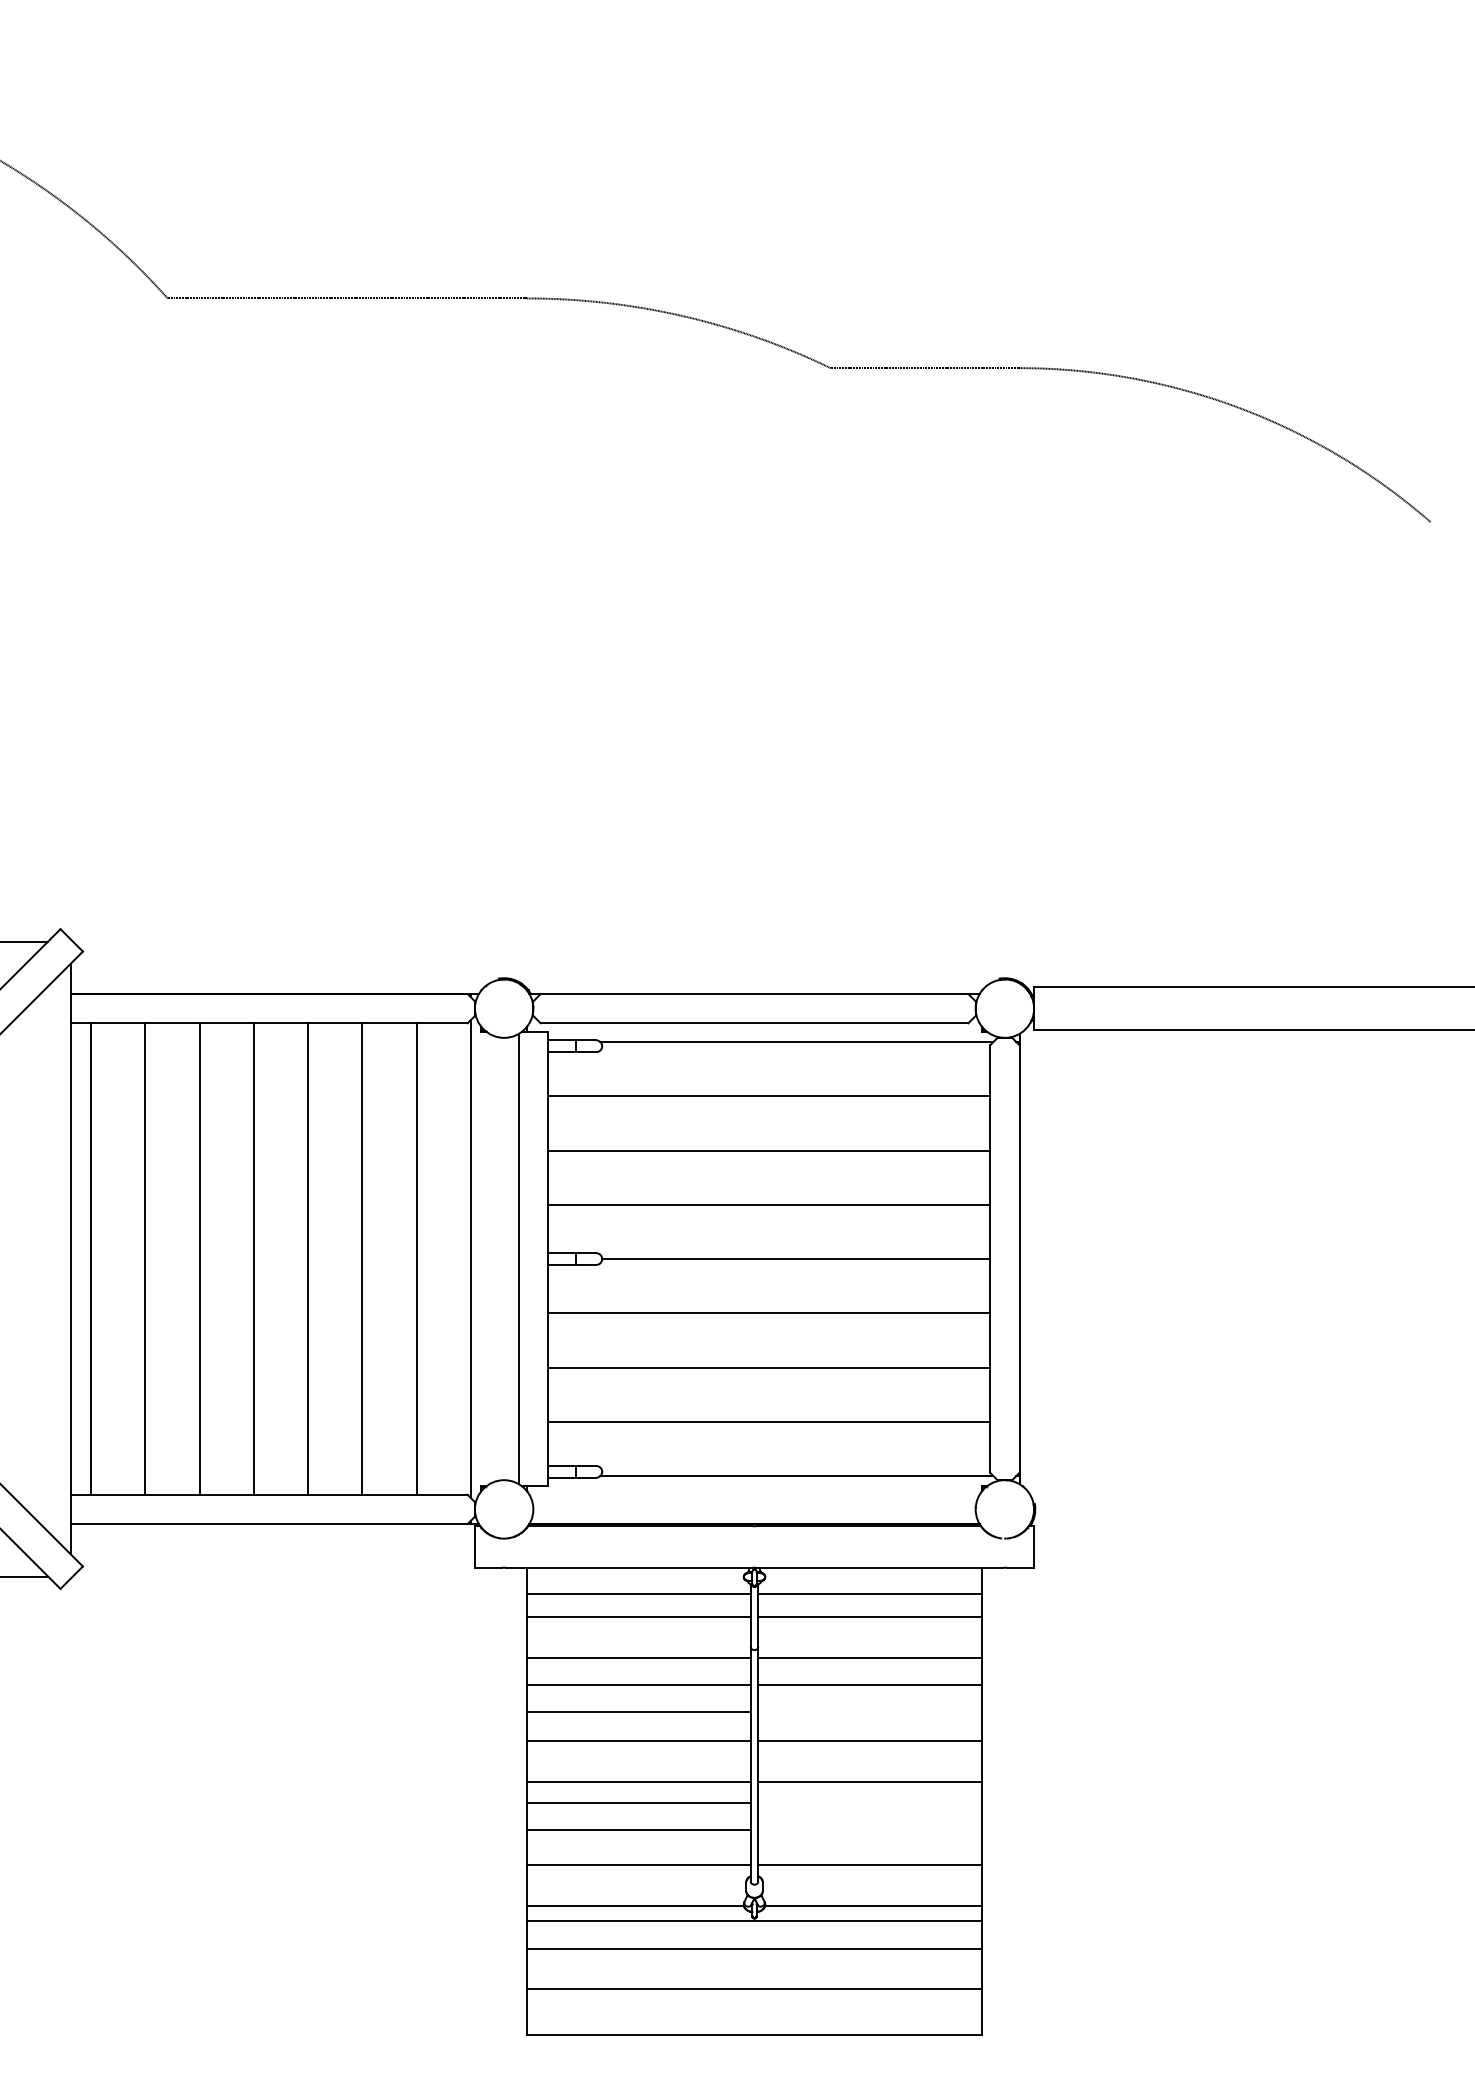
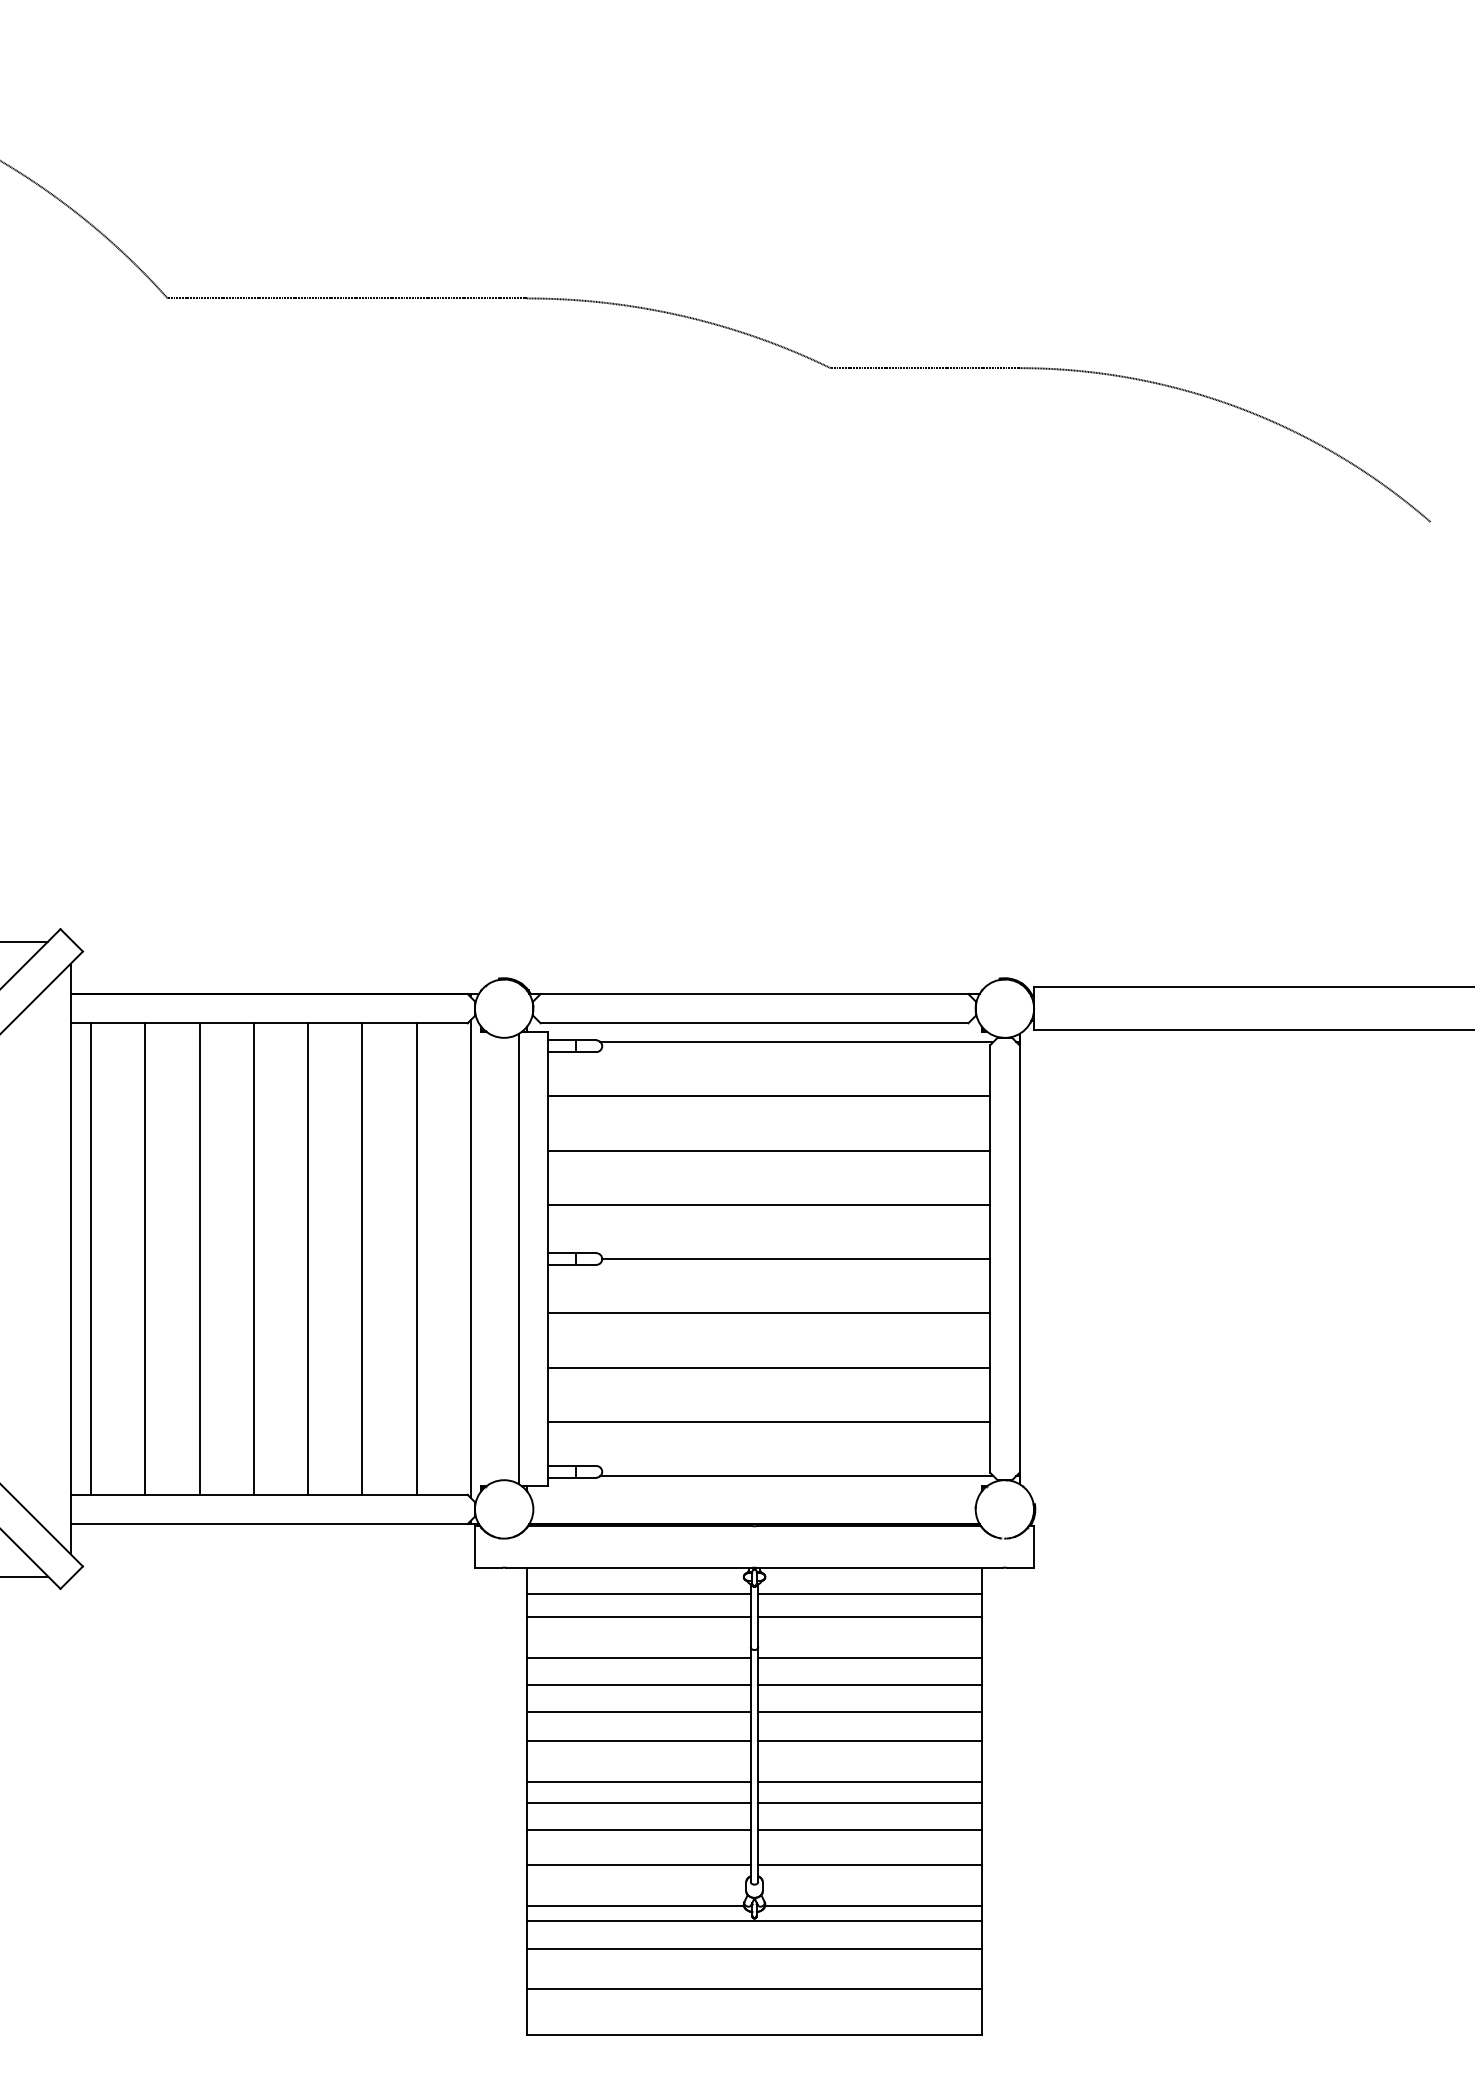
line: none -> present (869, 1712)
line: none -> present (869, 1802)
line: none -> present (869, 1830)
